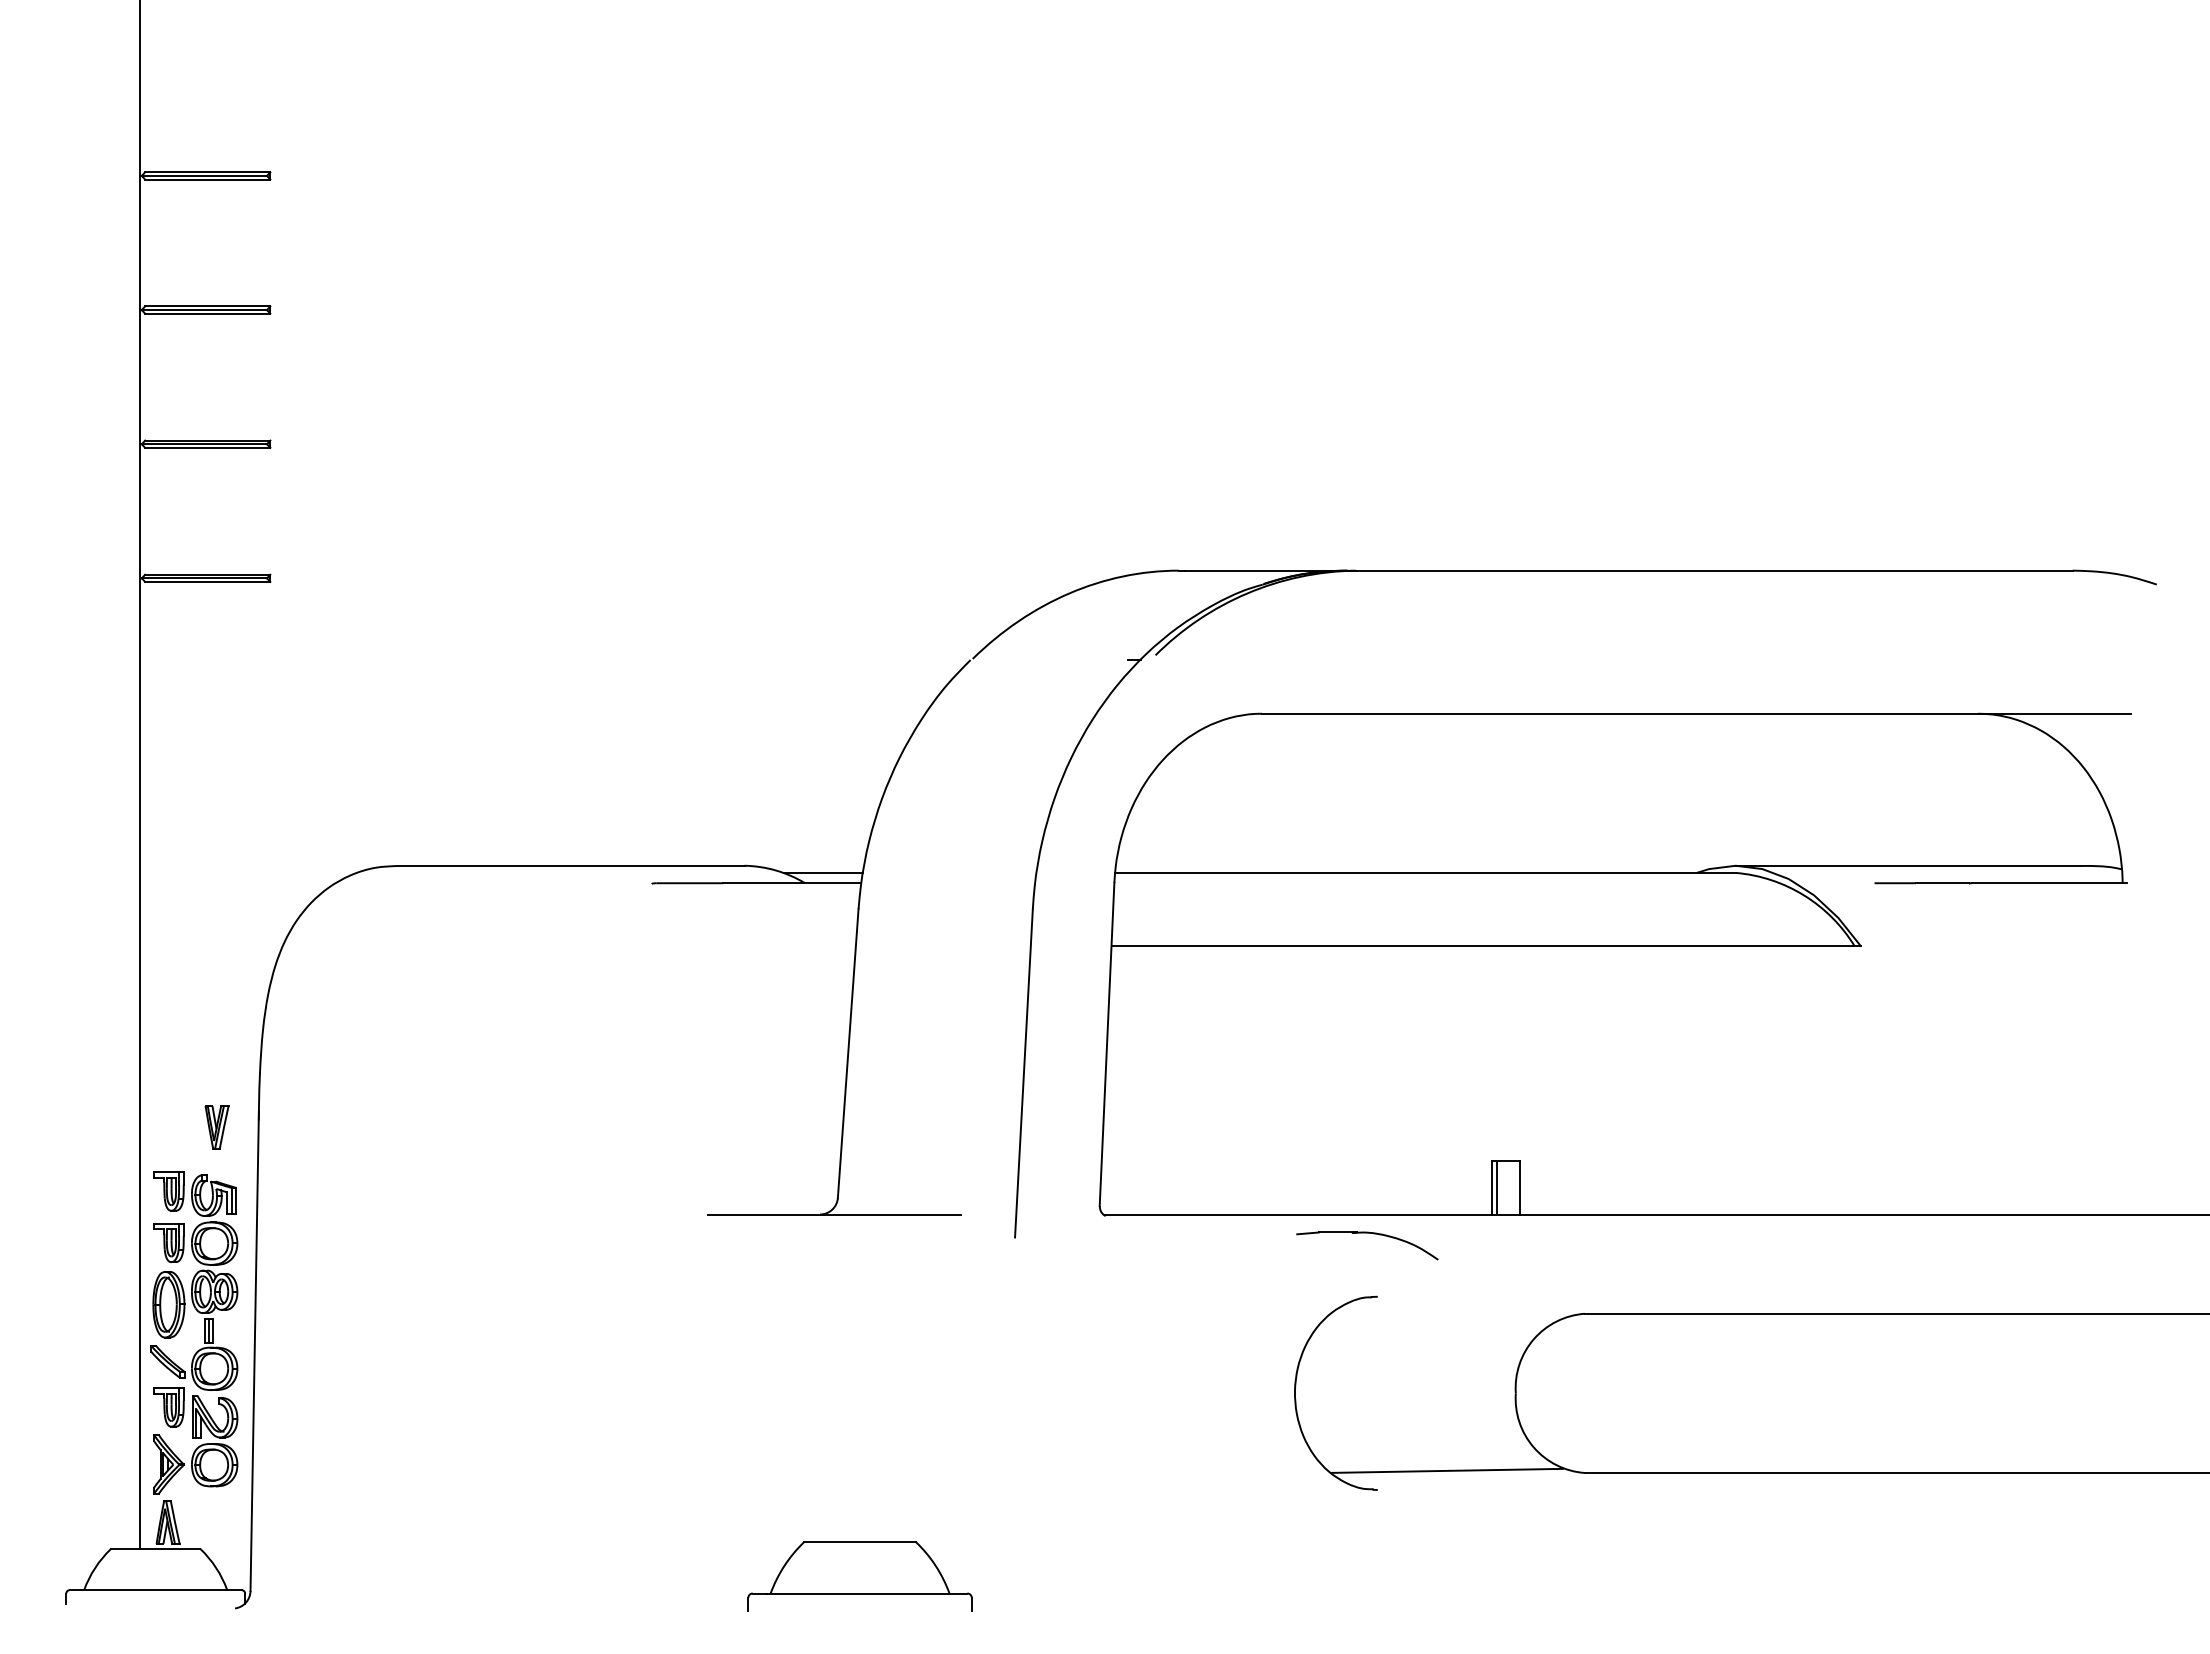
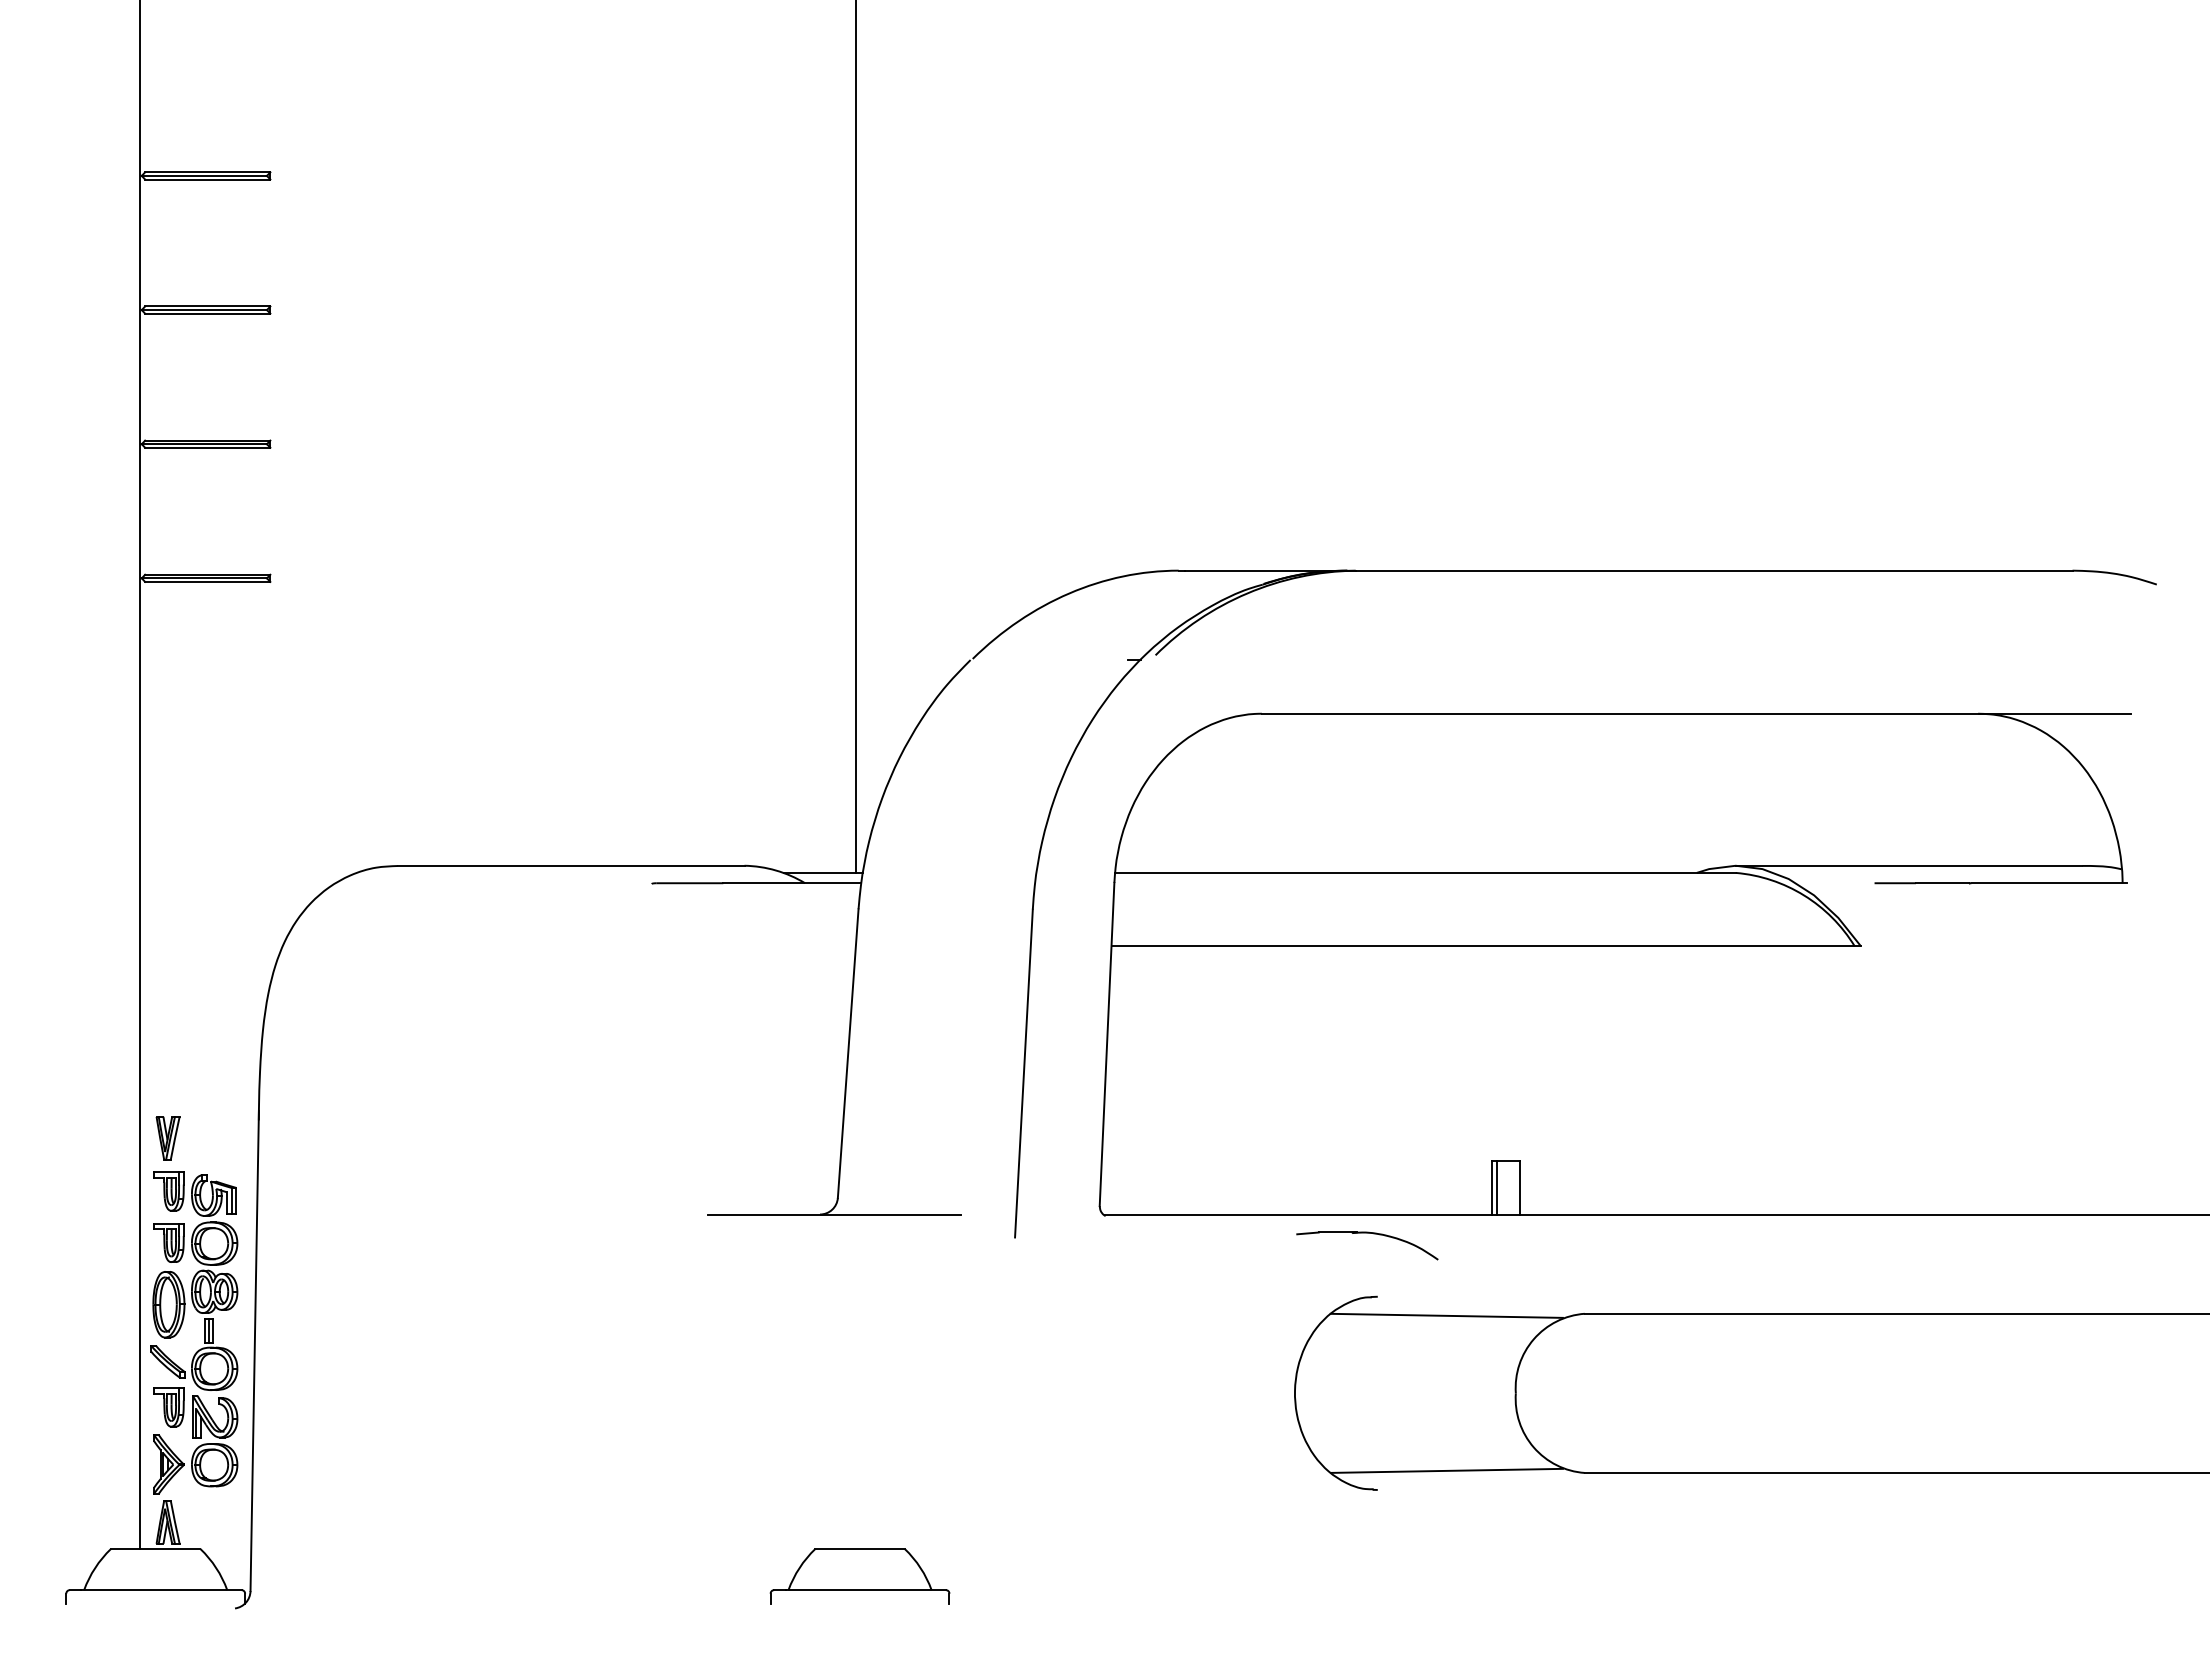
line: none -> present (855, 437)
part position: (216, 1127) -> (167, 1138) (167, 1138)
line: none -> present (1446, 1315)
part size: 226x71 px -> 182x57 px (859, 1576)
